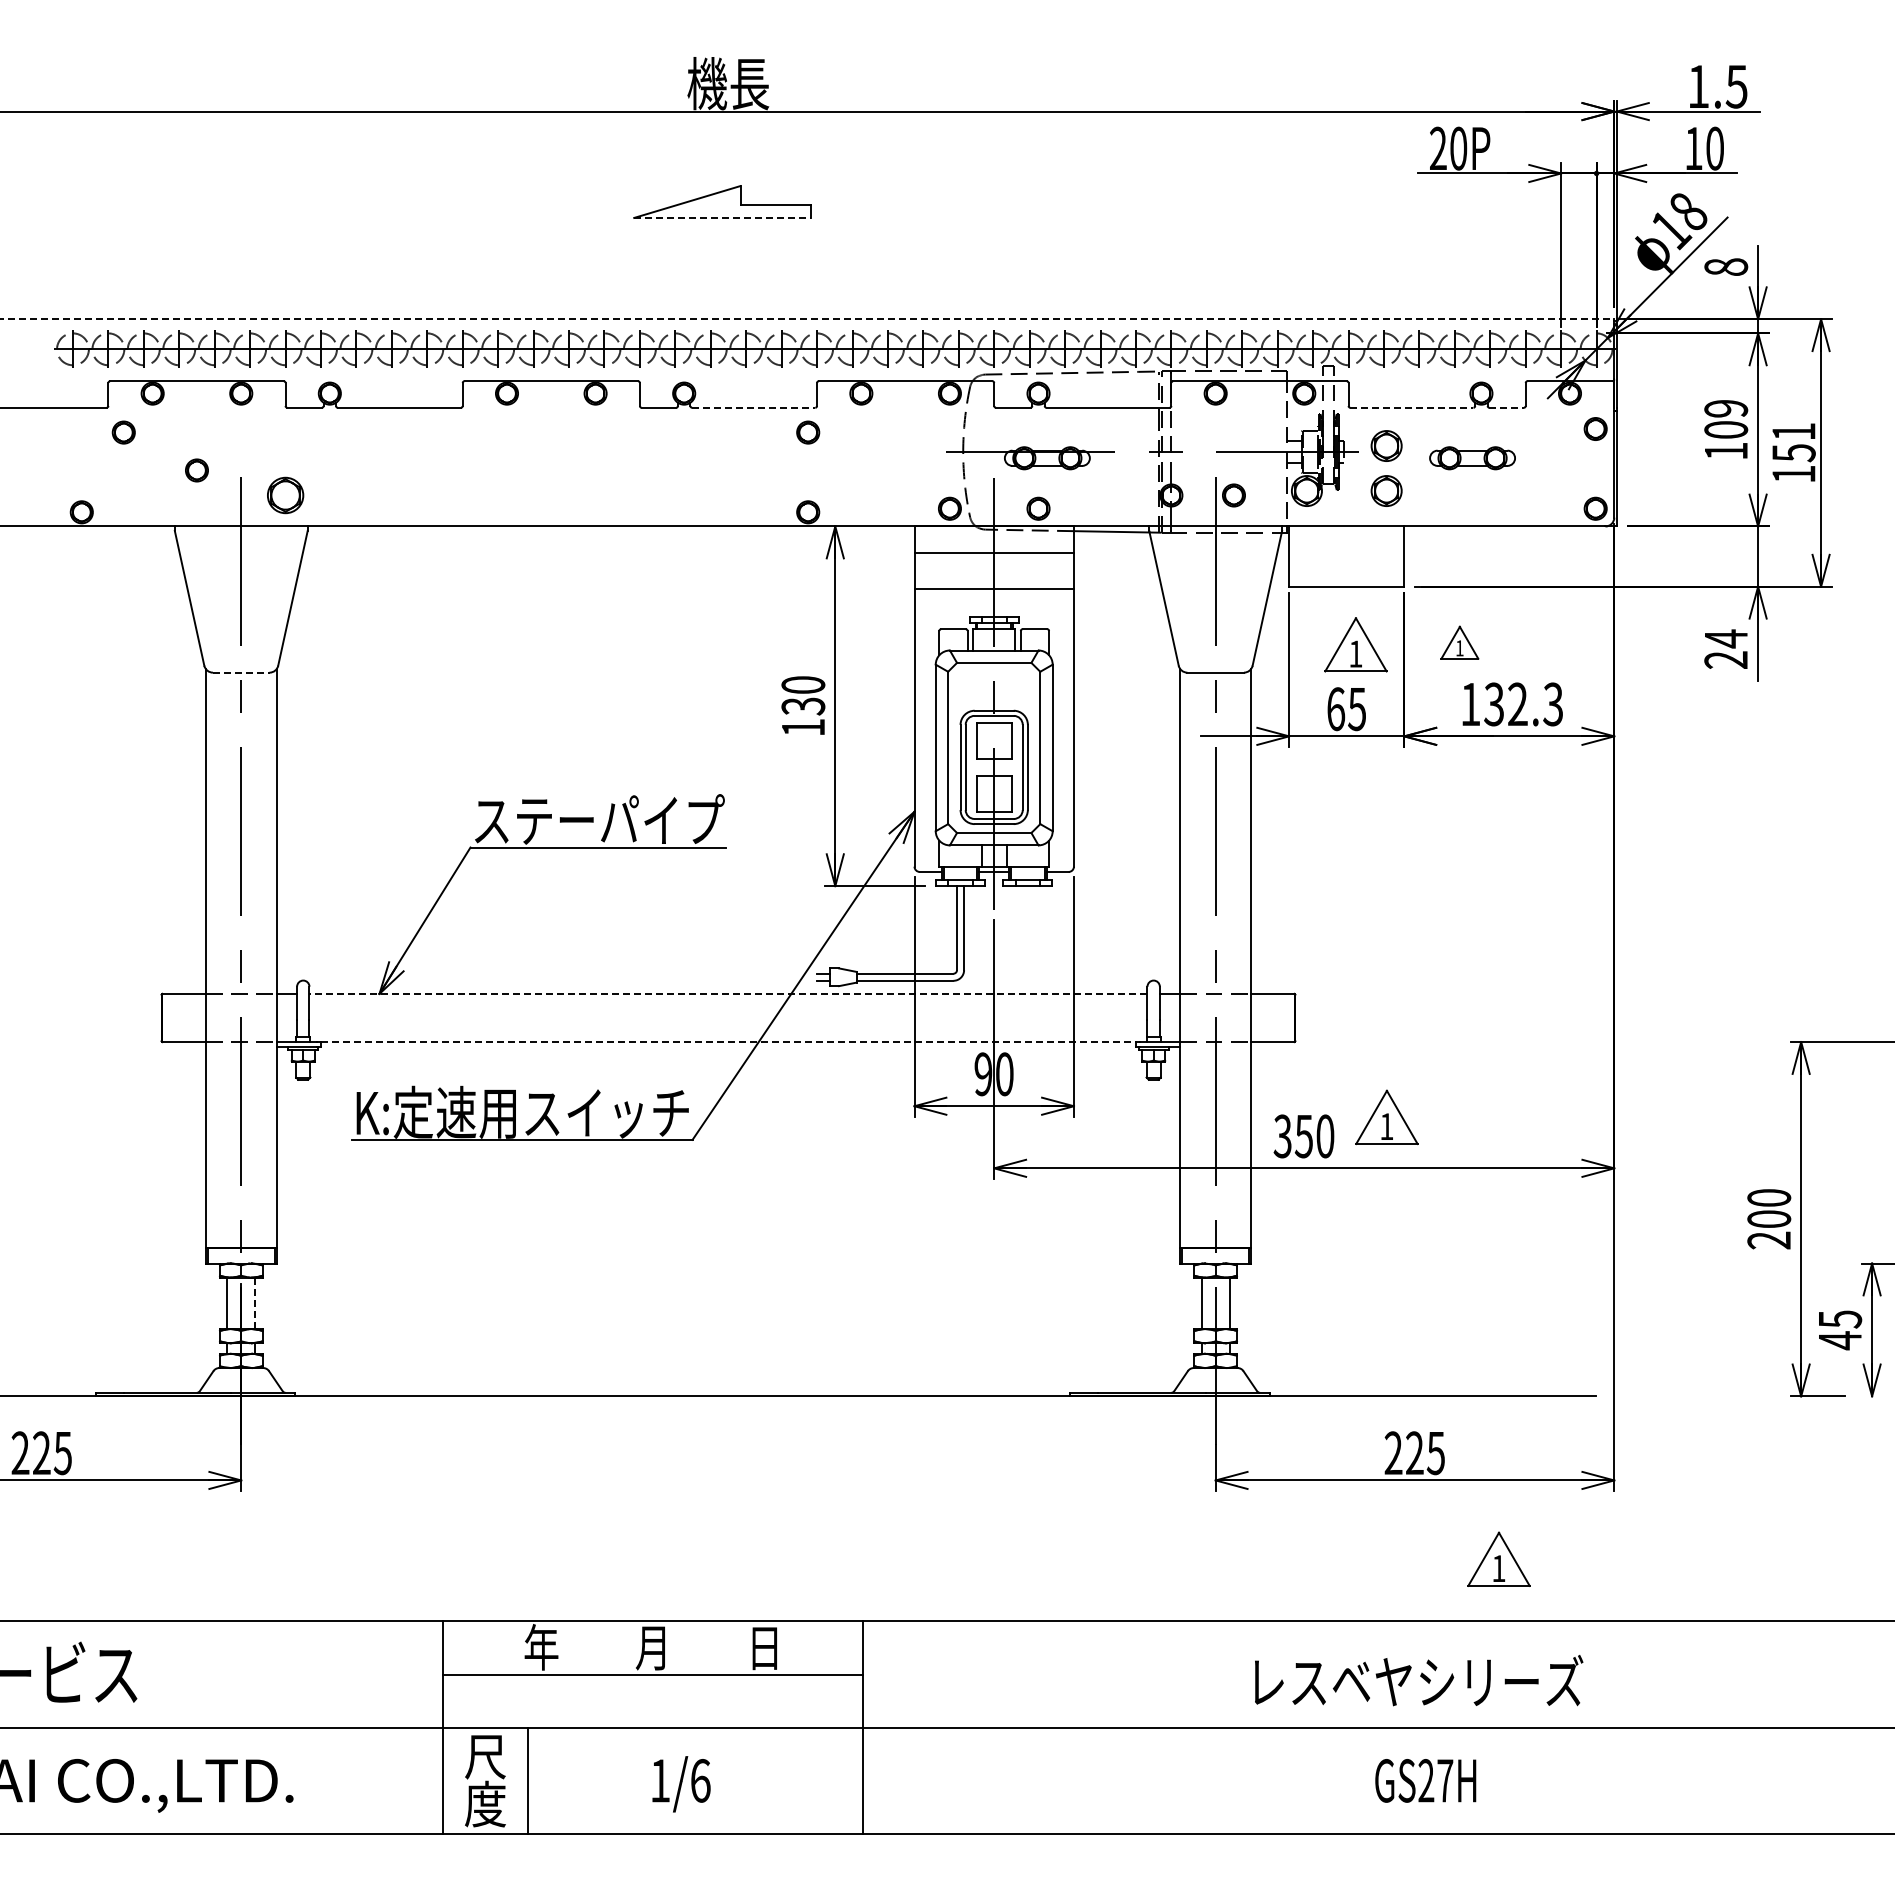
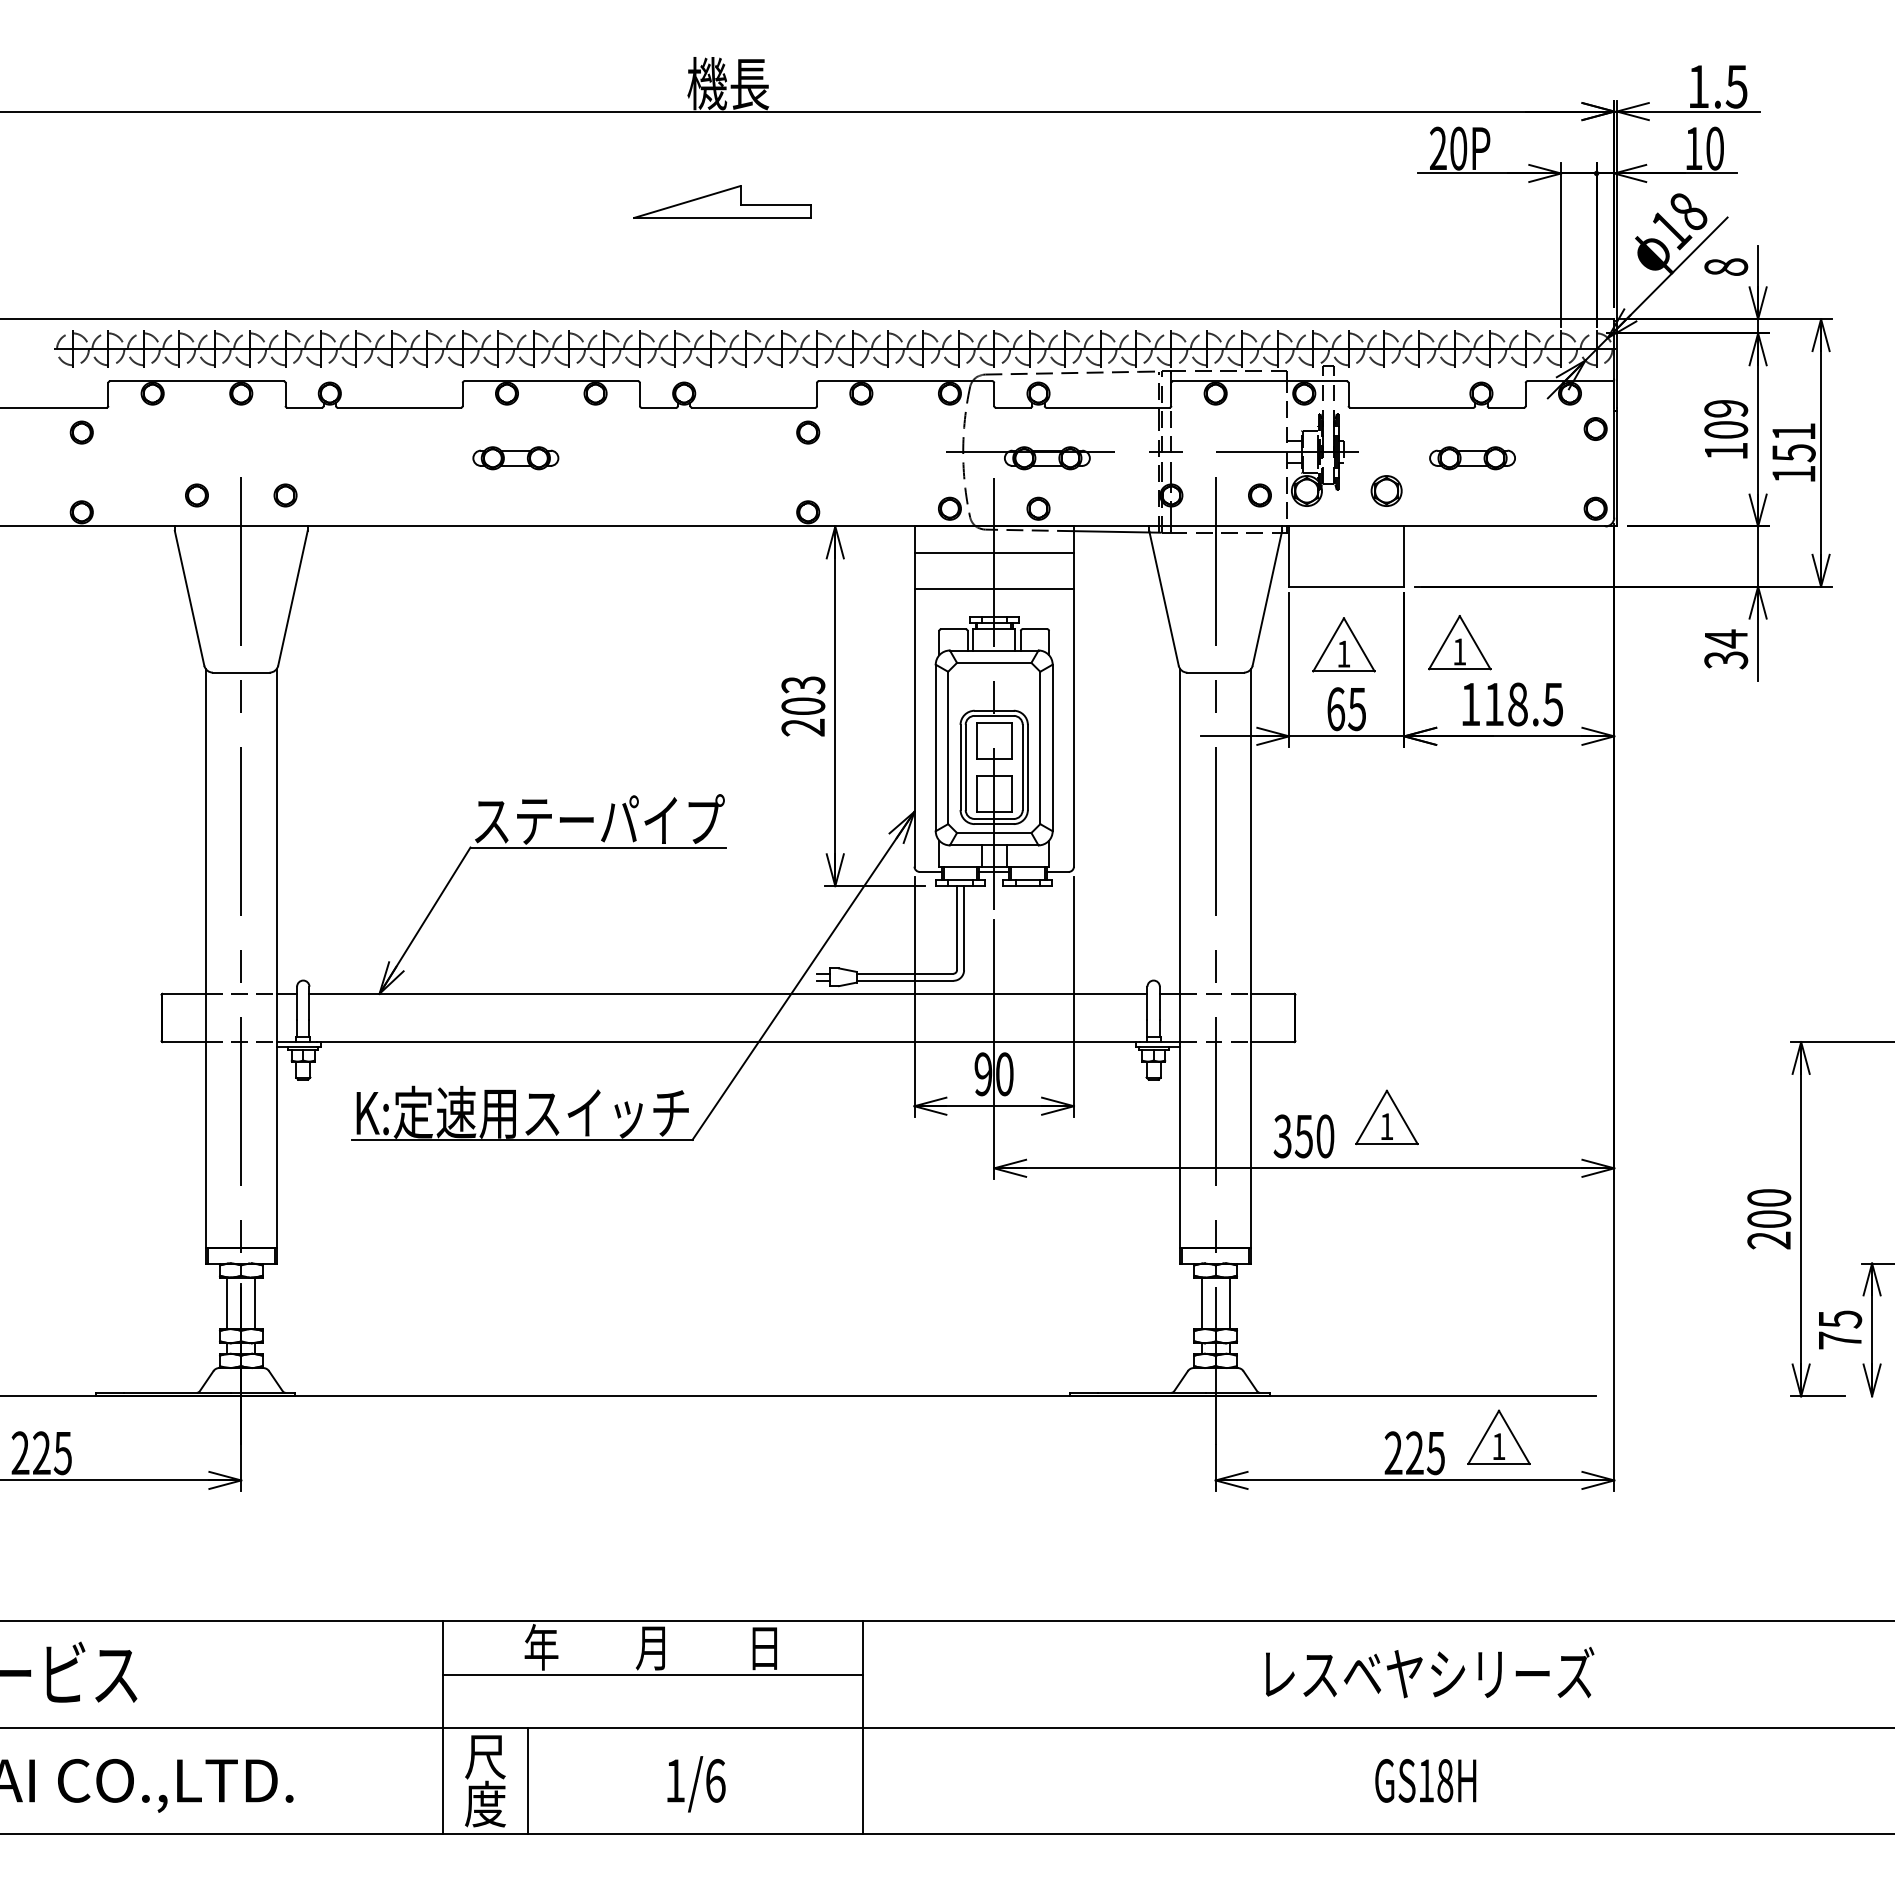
line: dashed -> solid (722, 217)
line: dashed -> solid (807, 319)
line: dashed -> solid (753, 407)
line: dashed -> solid (1411, 407)
line: dashed -> solid (1507, 407)
part position: (123, 432) -> (81, 432) (81, 432)
part: present -> none (1386, 445)
part: none -> present (515, 458)
part position: (196, 470) -> (196, 495) (196, 495)
part size: 38x39 px -> 25x25 px (285, 495)
part position: (1233, 495) -> (1259, 495) (1259, 495)
part size: 40x35 px -> 64x56 px (1459, 642)
part position: (1355, 644) -> (1343, 644) (1343, 644)
text: 24 -> 34 (1726, 660)
line: dashed -> solid (241, 672)
text: 132.3 -> 118.5 (1523, 704)
text: 130 -> 203 (803, 706)
line: dashed -> solid (728, 993)
line: dashed -> solid (728, 1042)
line: dashed -> solid (255, 1303)
text: 45 -> 75 (1840, 1340)
part position: (1498, 1558) -> (1498, 1436) (1498, 1436)
text position: (1419, 1680) -> (1430, 1672) (1430, 1672)
text: GS27H -> GS18H (1435, 1780)
part position: (681, 1784) -> (696, 1784) (696, 1784)
